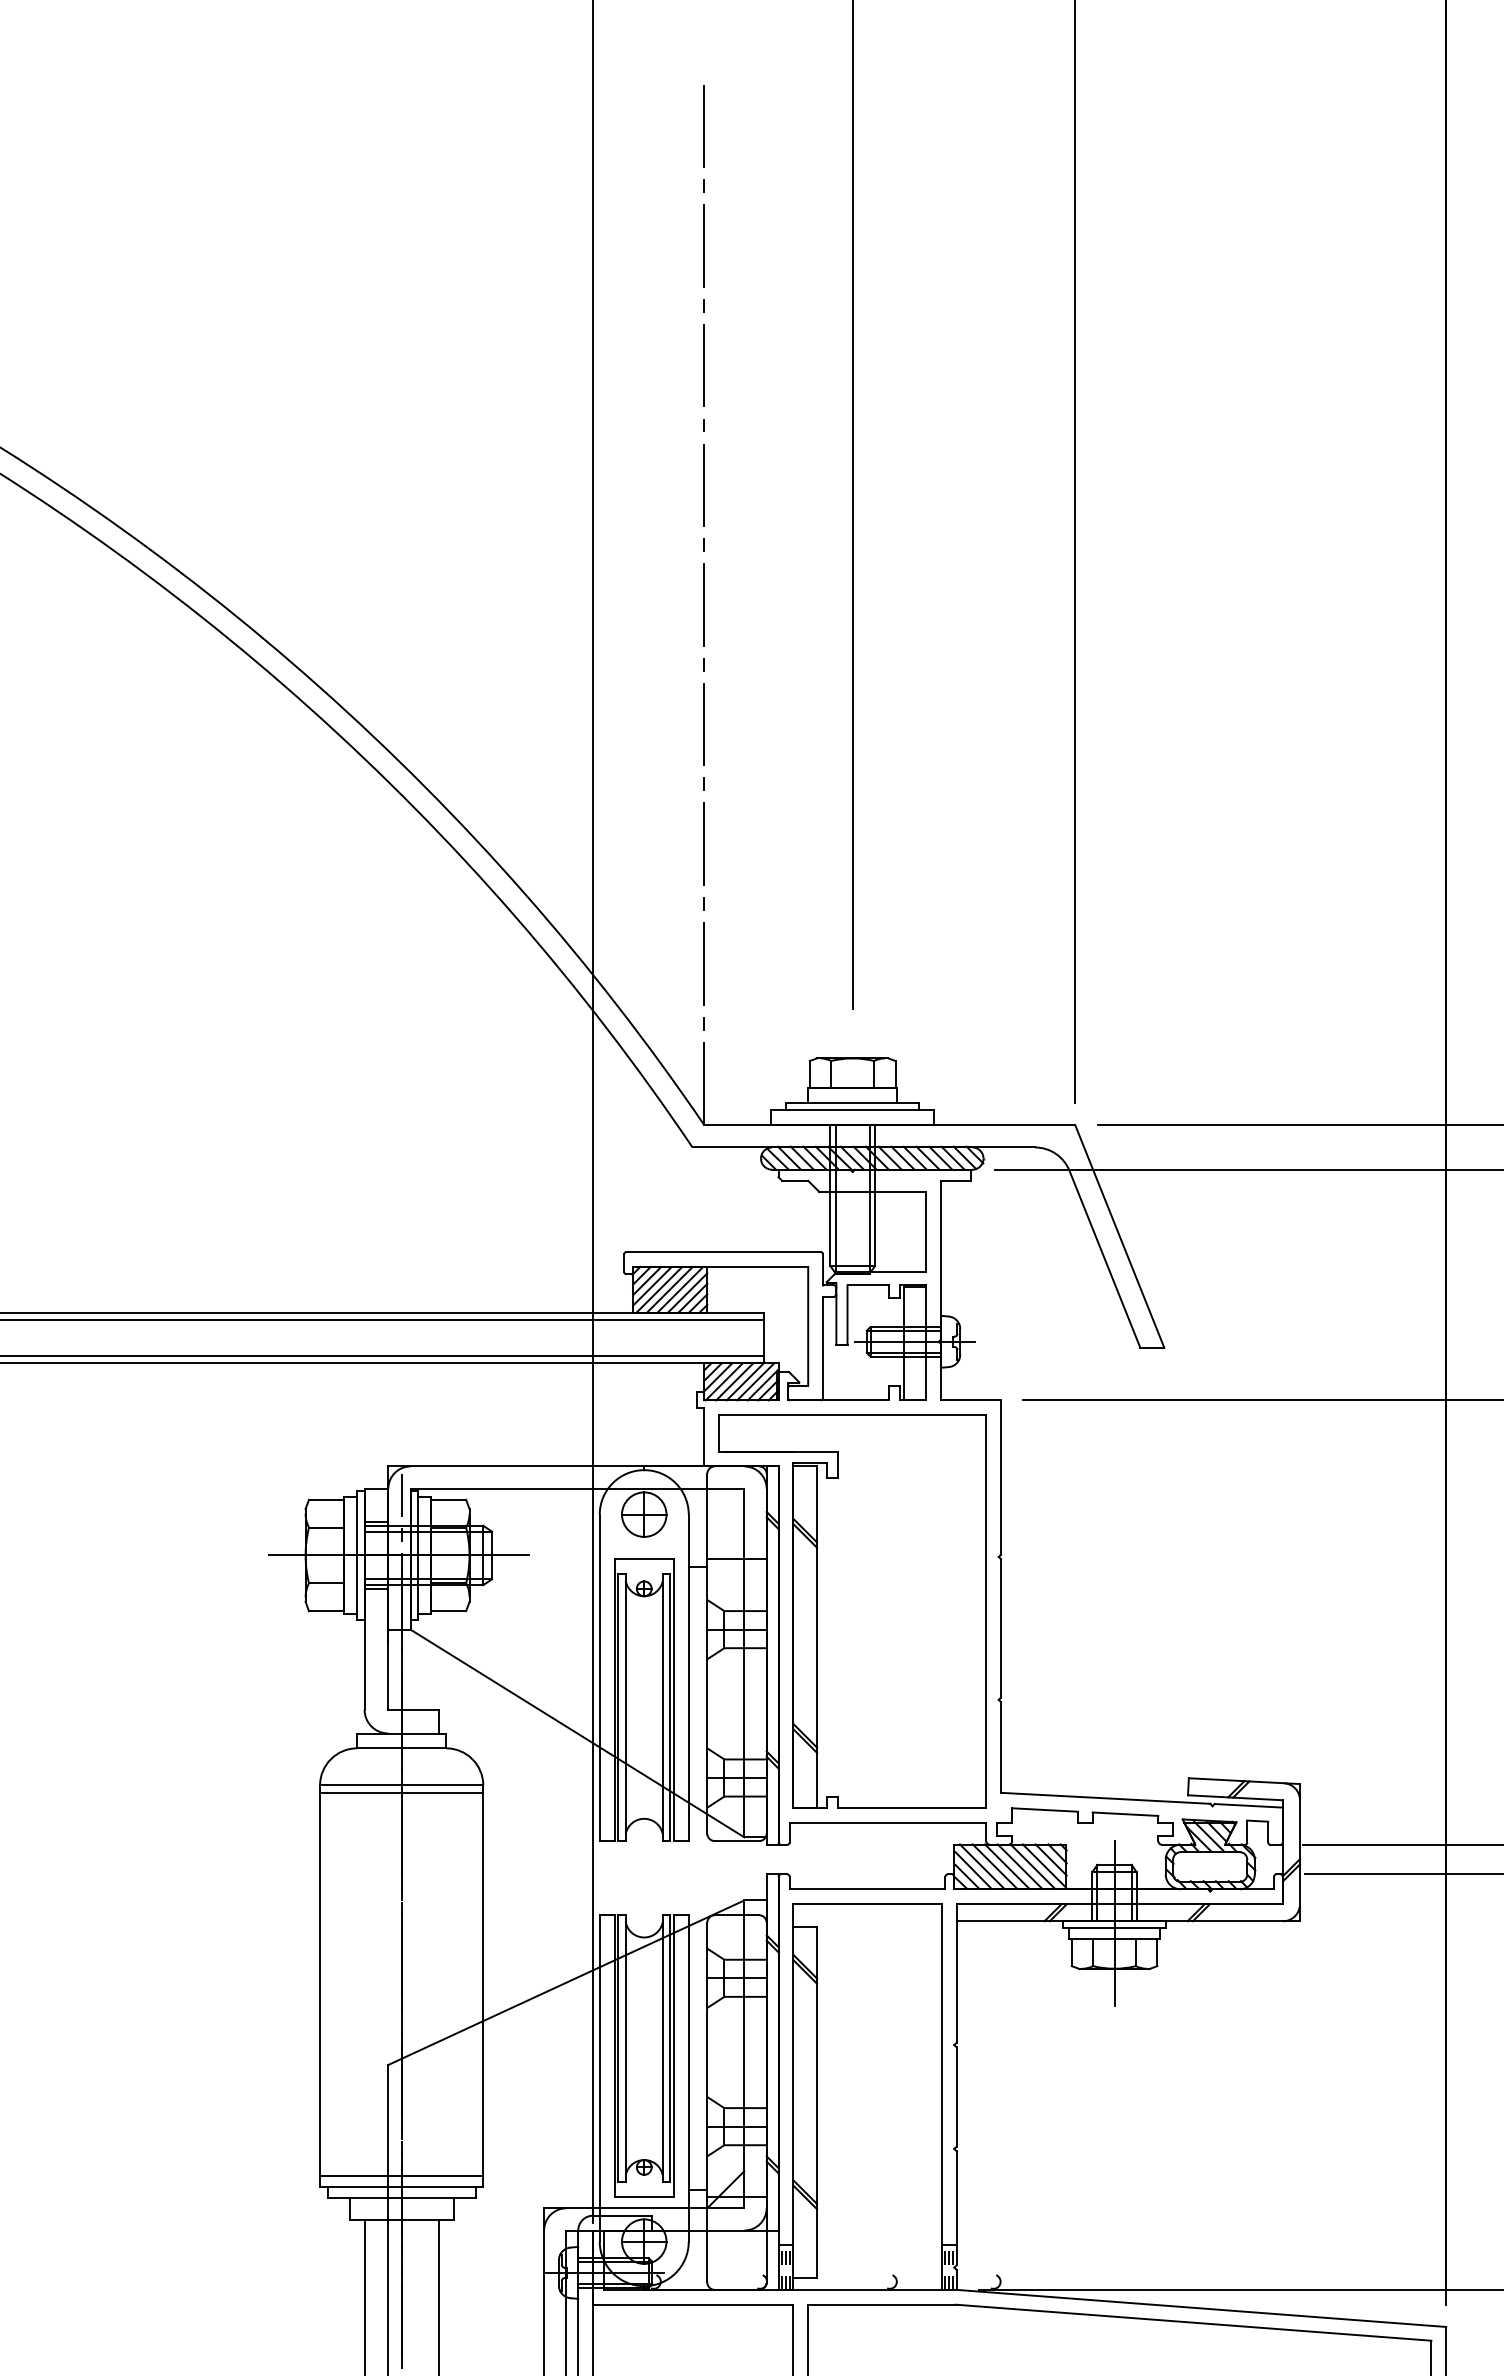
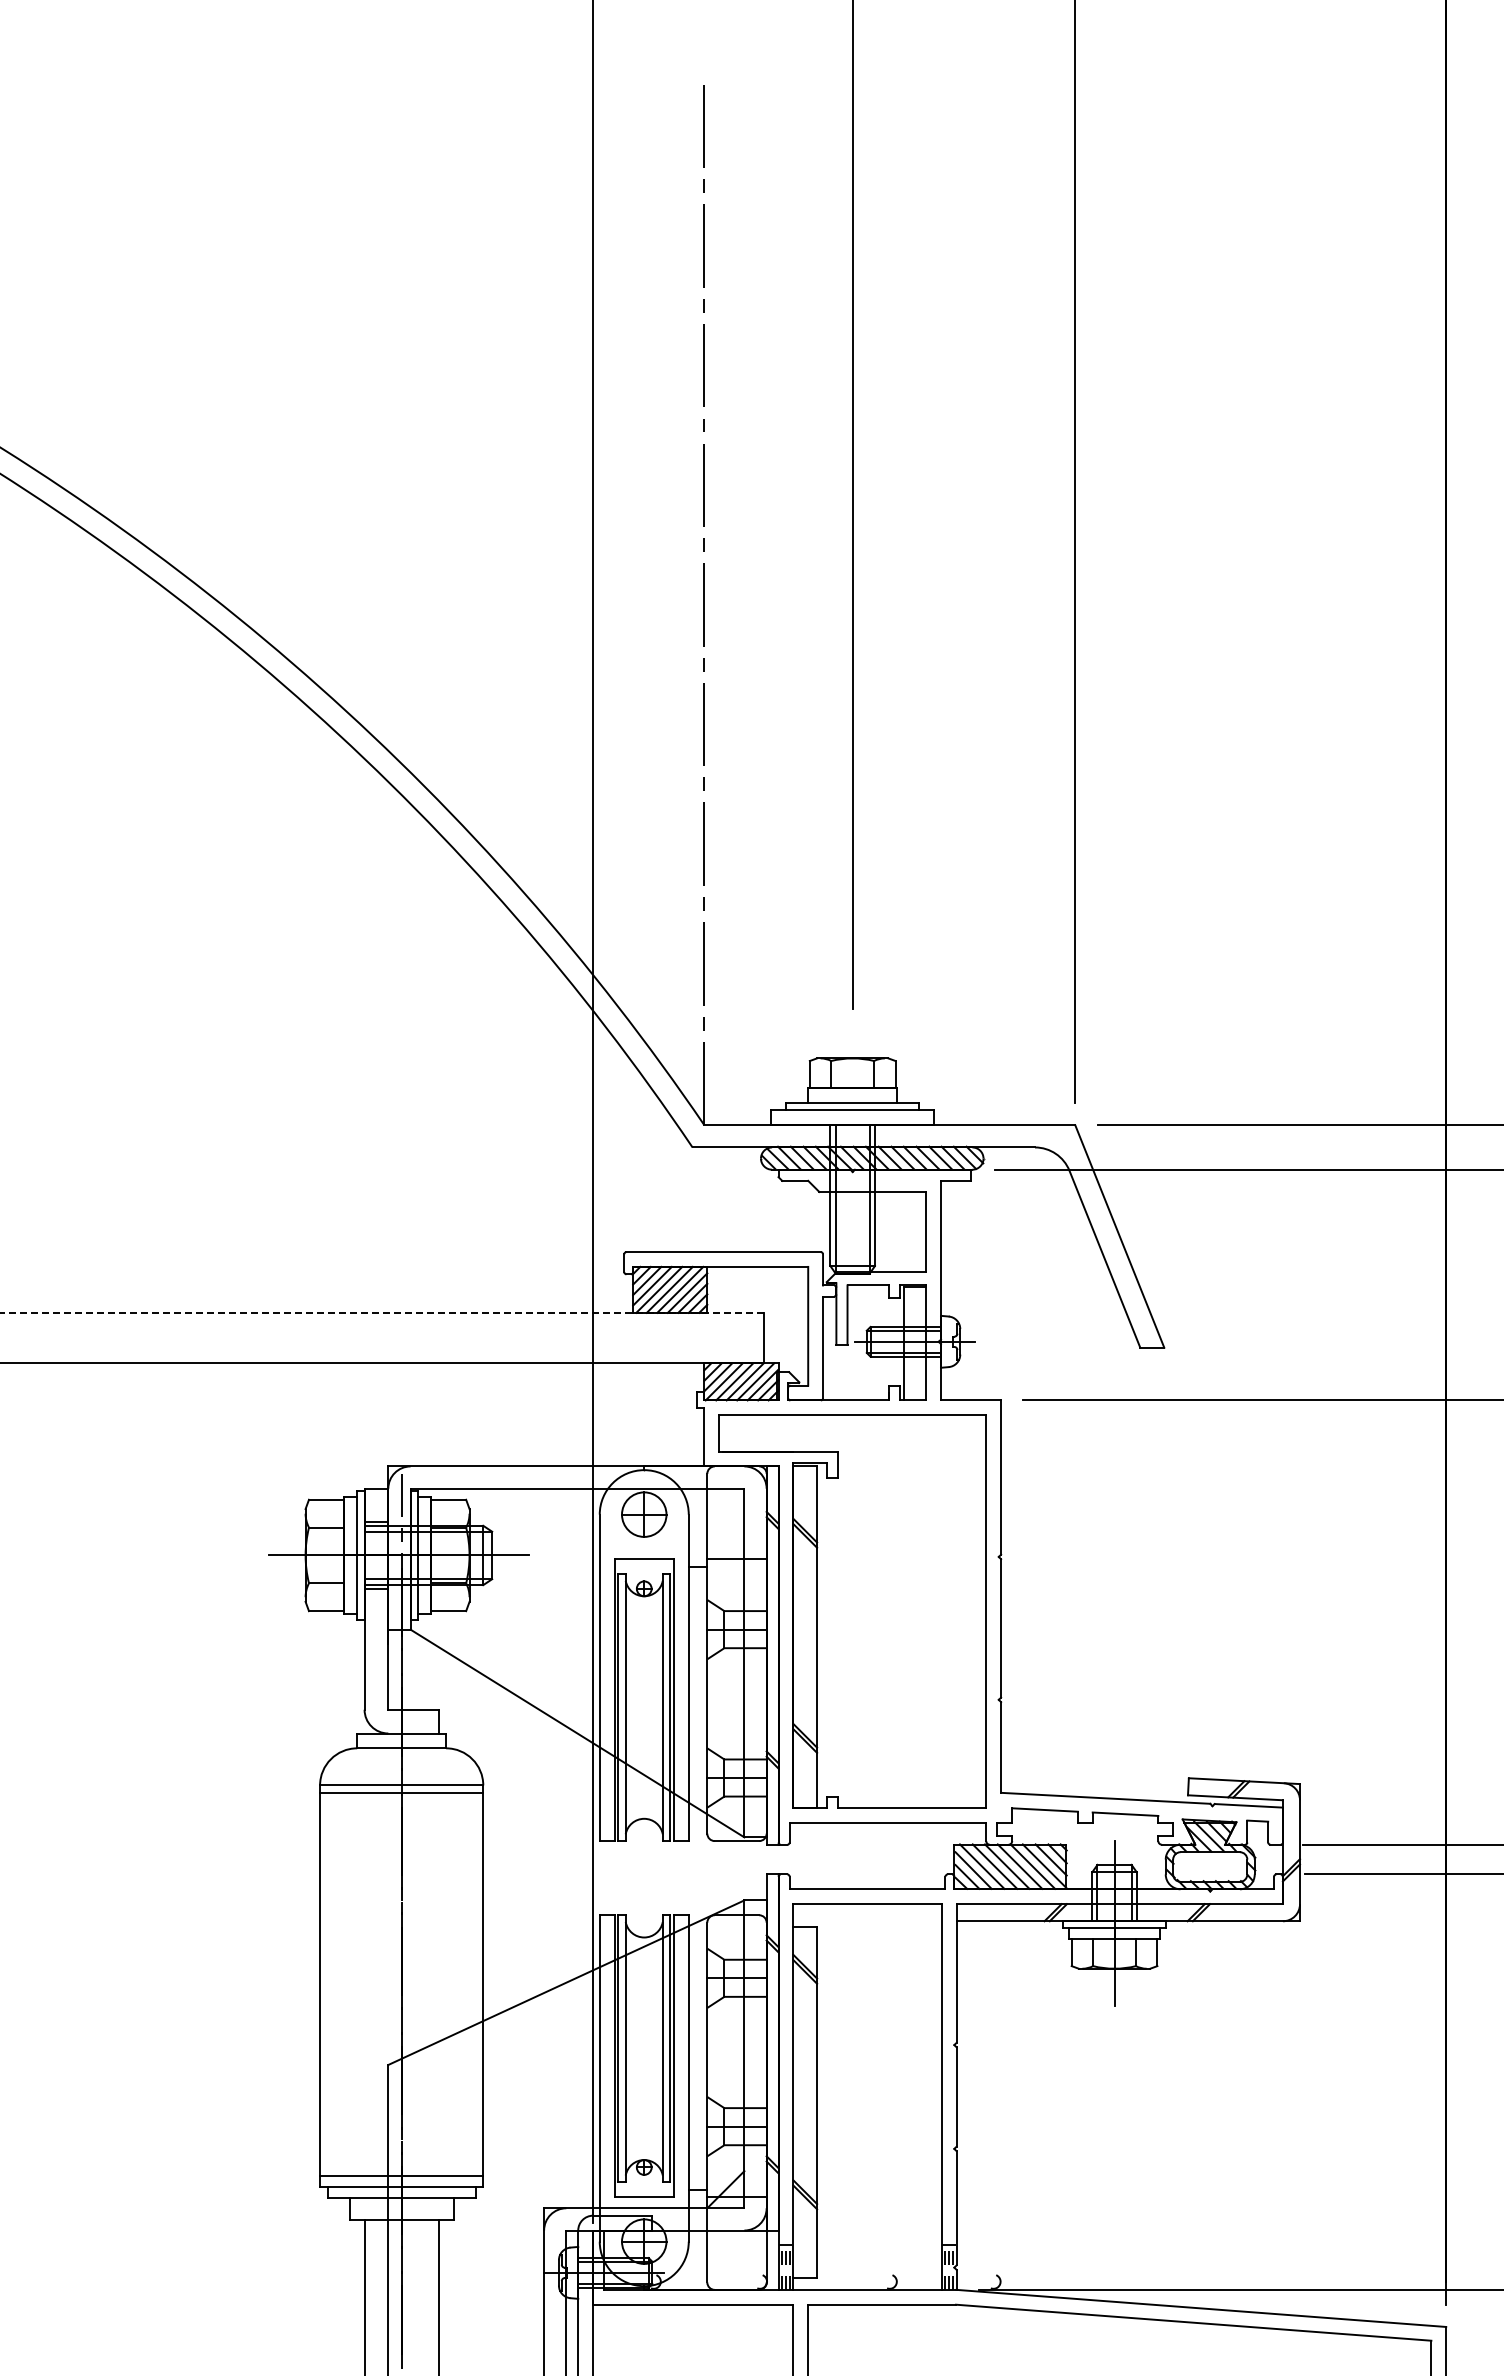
line: solid -> dashed (381, 1312)
line: present -> none (382, 1320)
line: present -> none (382, 1355)
